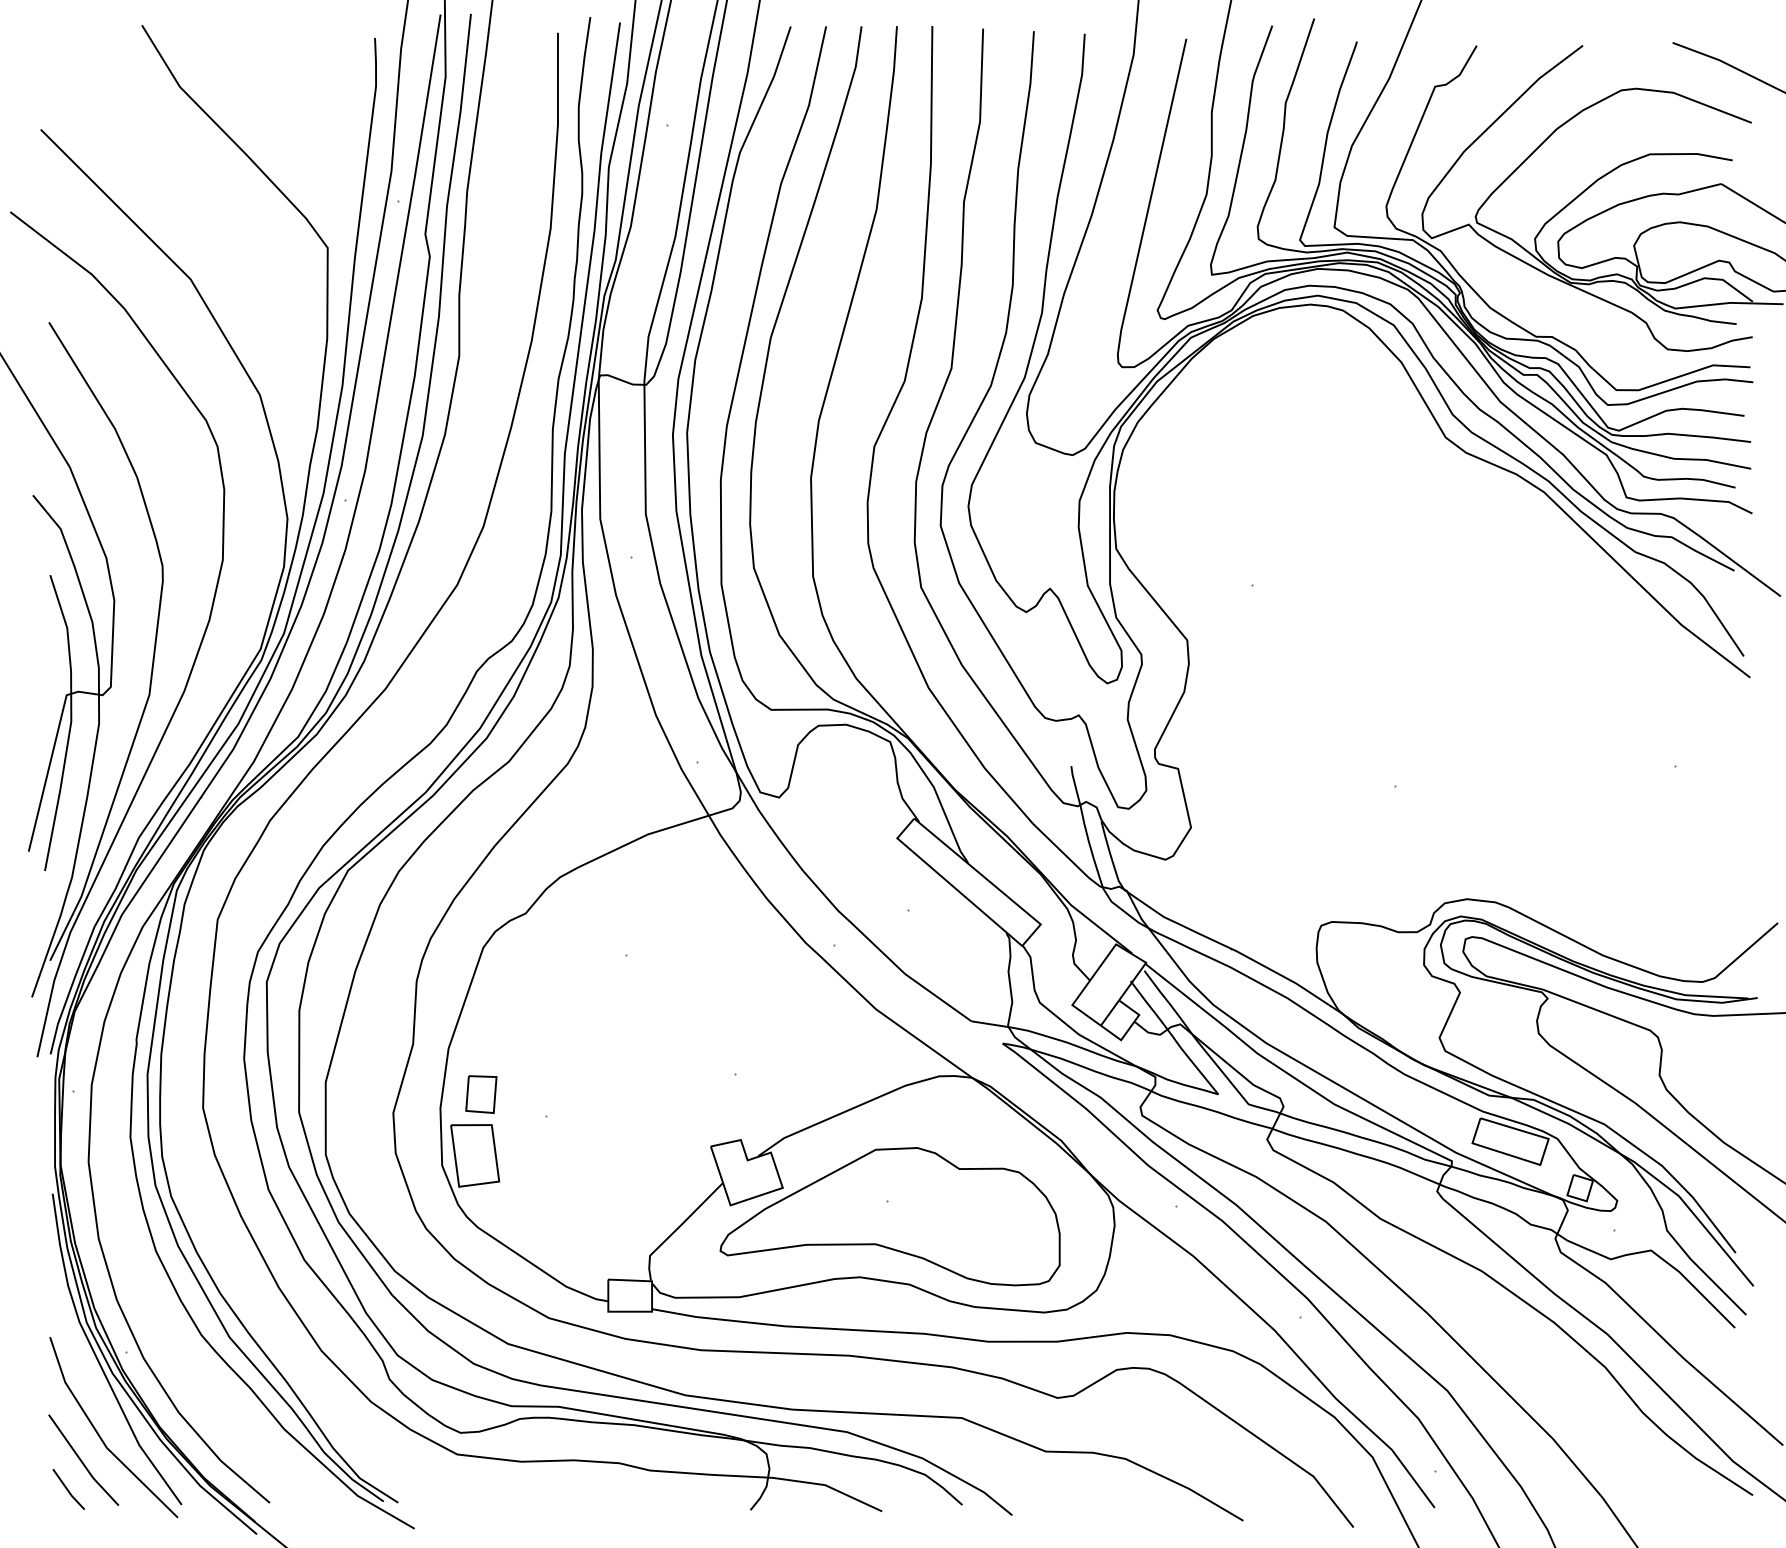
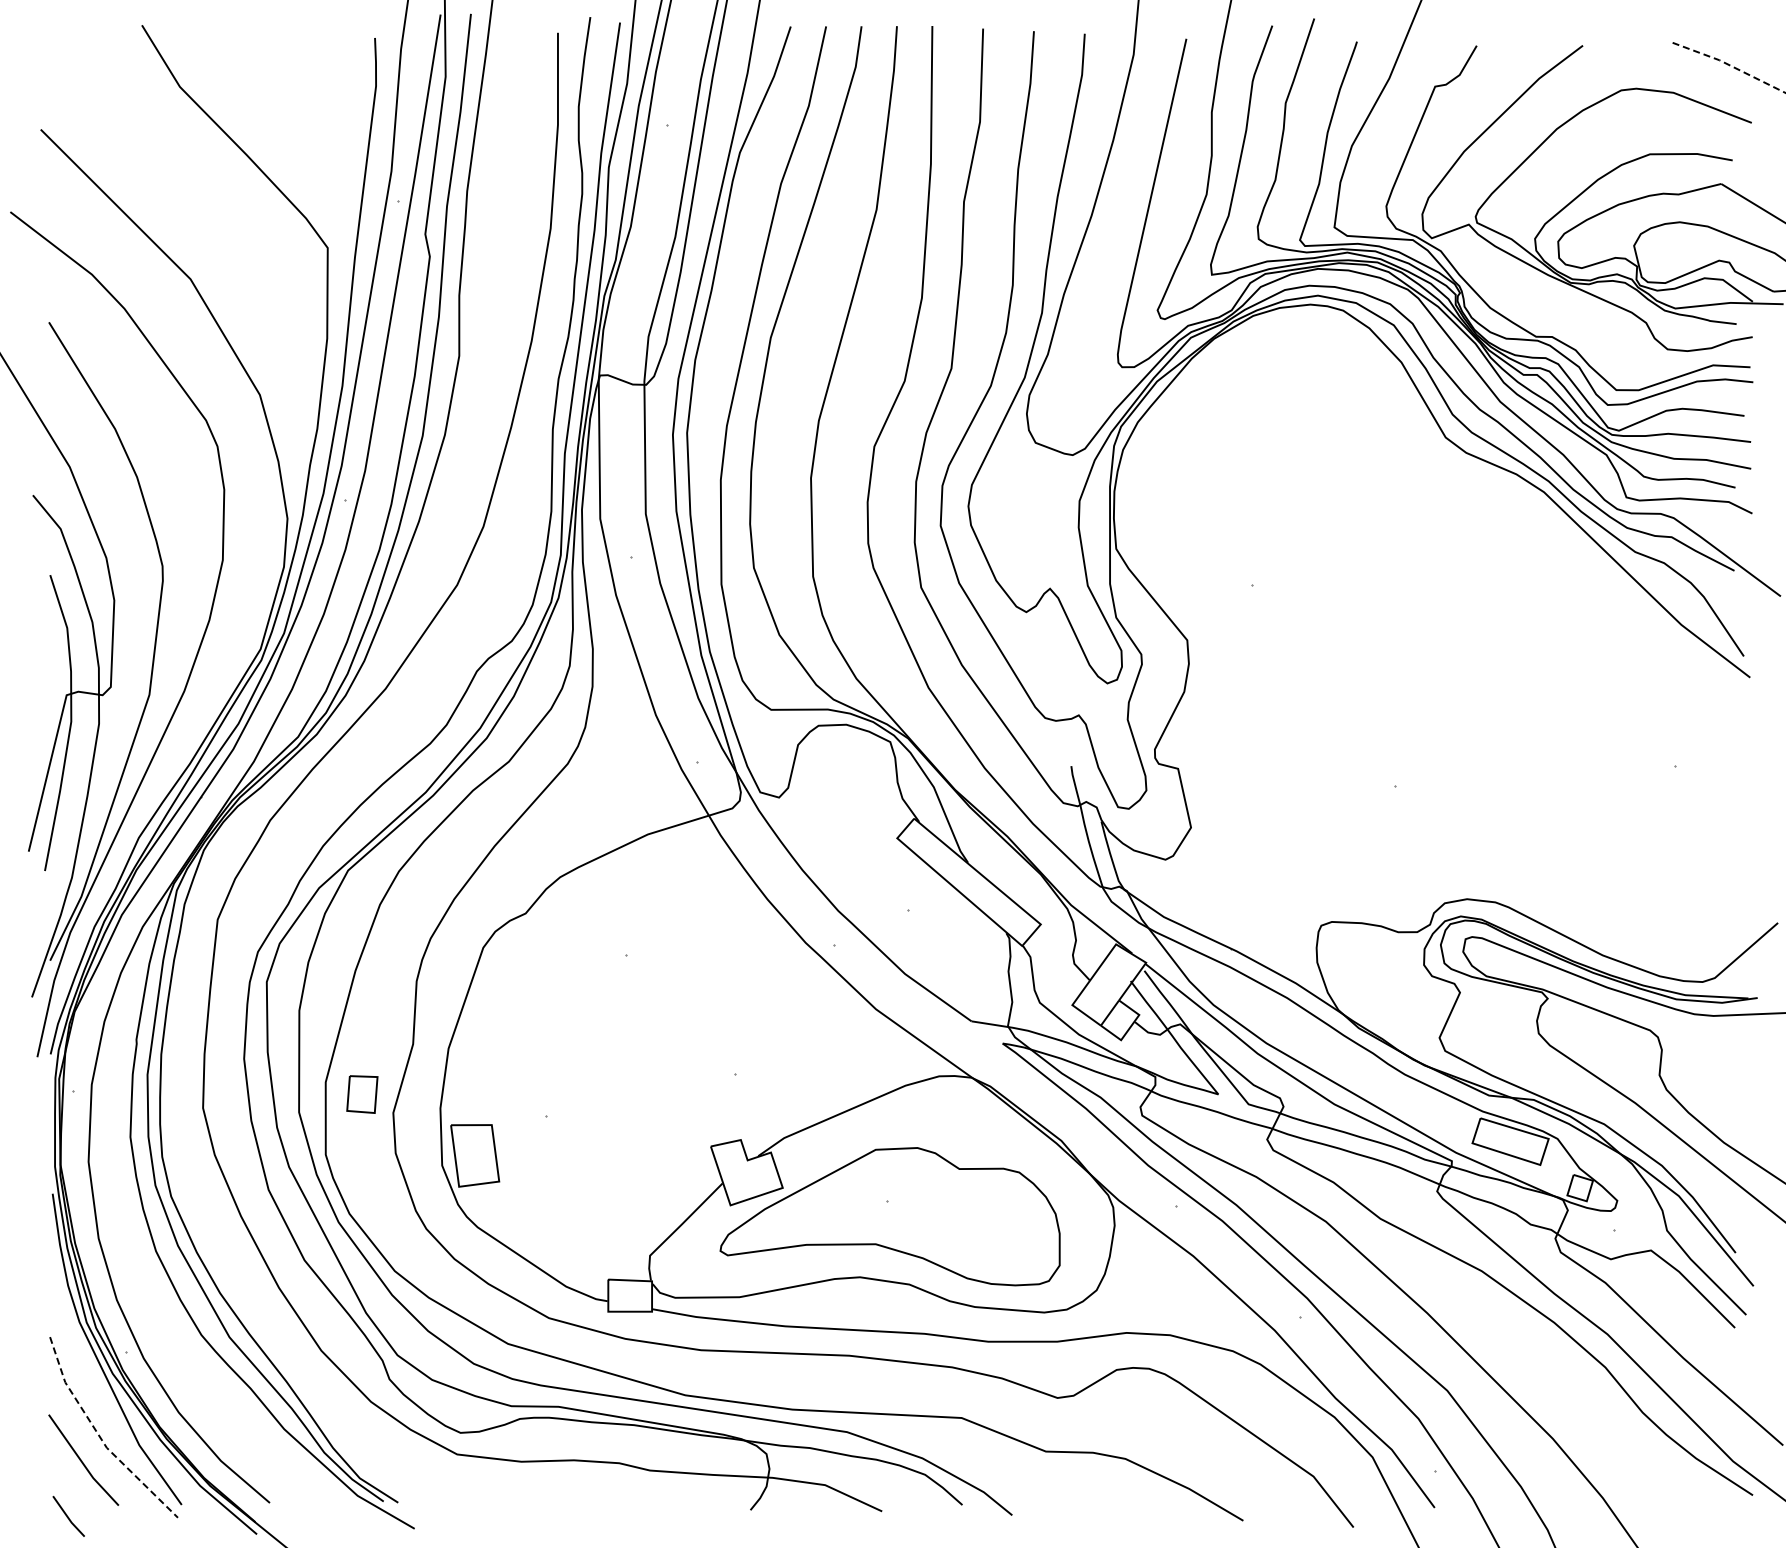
line: solid -> dashed (1730, 65)
part position: (481, 1094) -> (362, 1094) (362, 1094)
line: solid -> dashed (99, 1436)
line position: (68, 1489) -> (68, 1516) (68, 1516)
